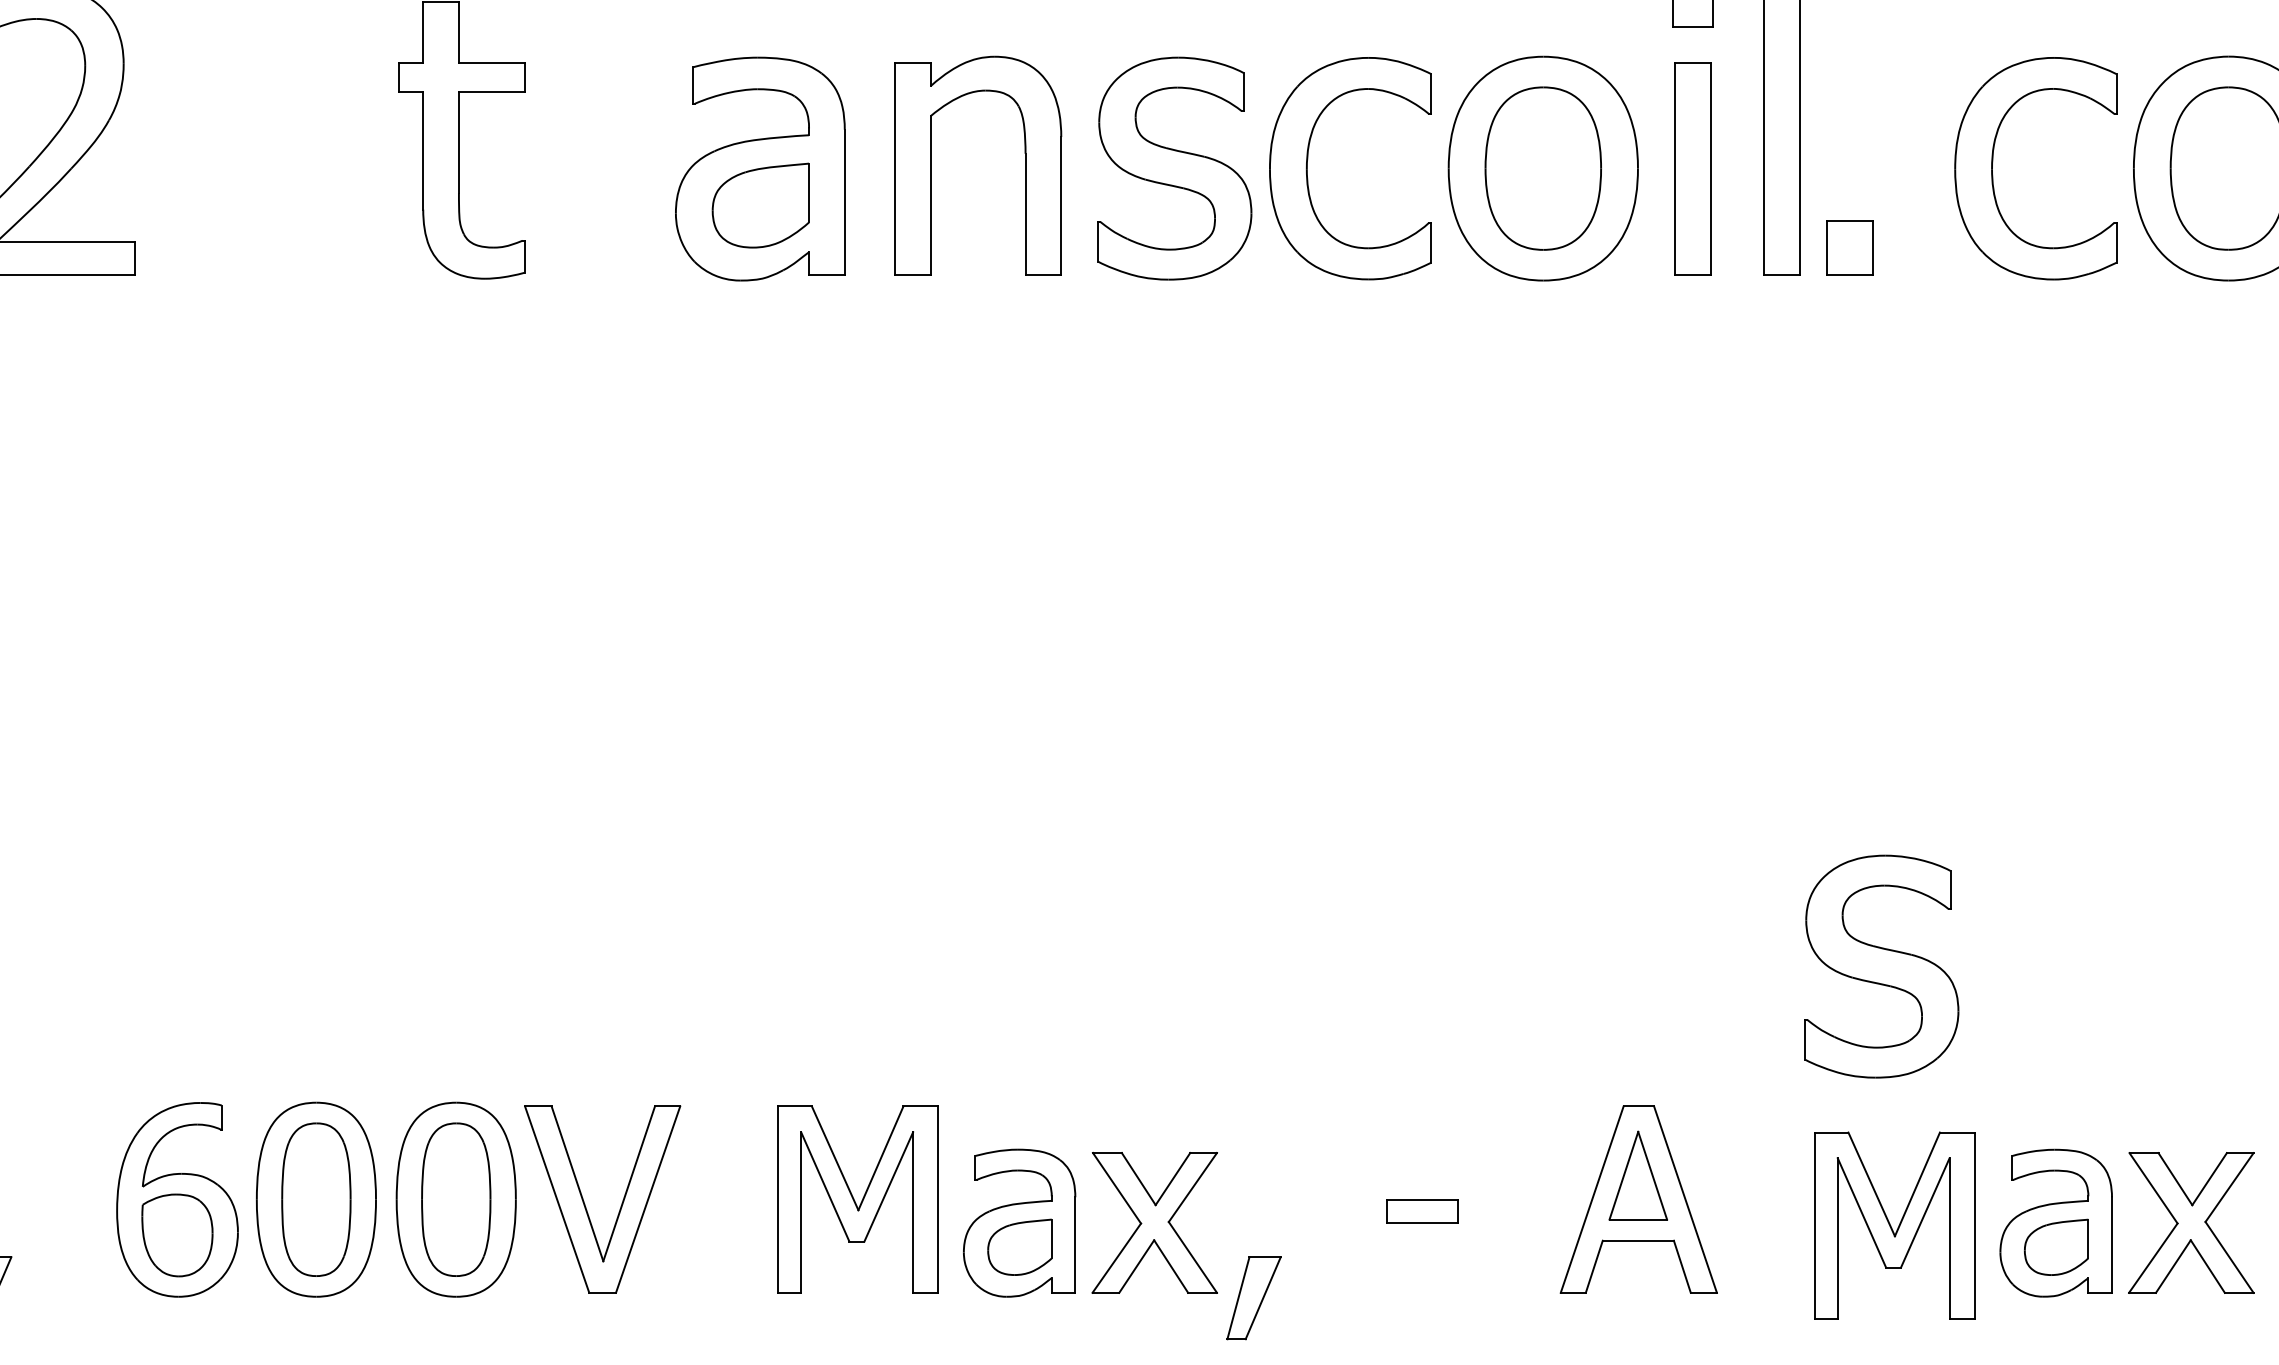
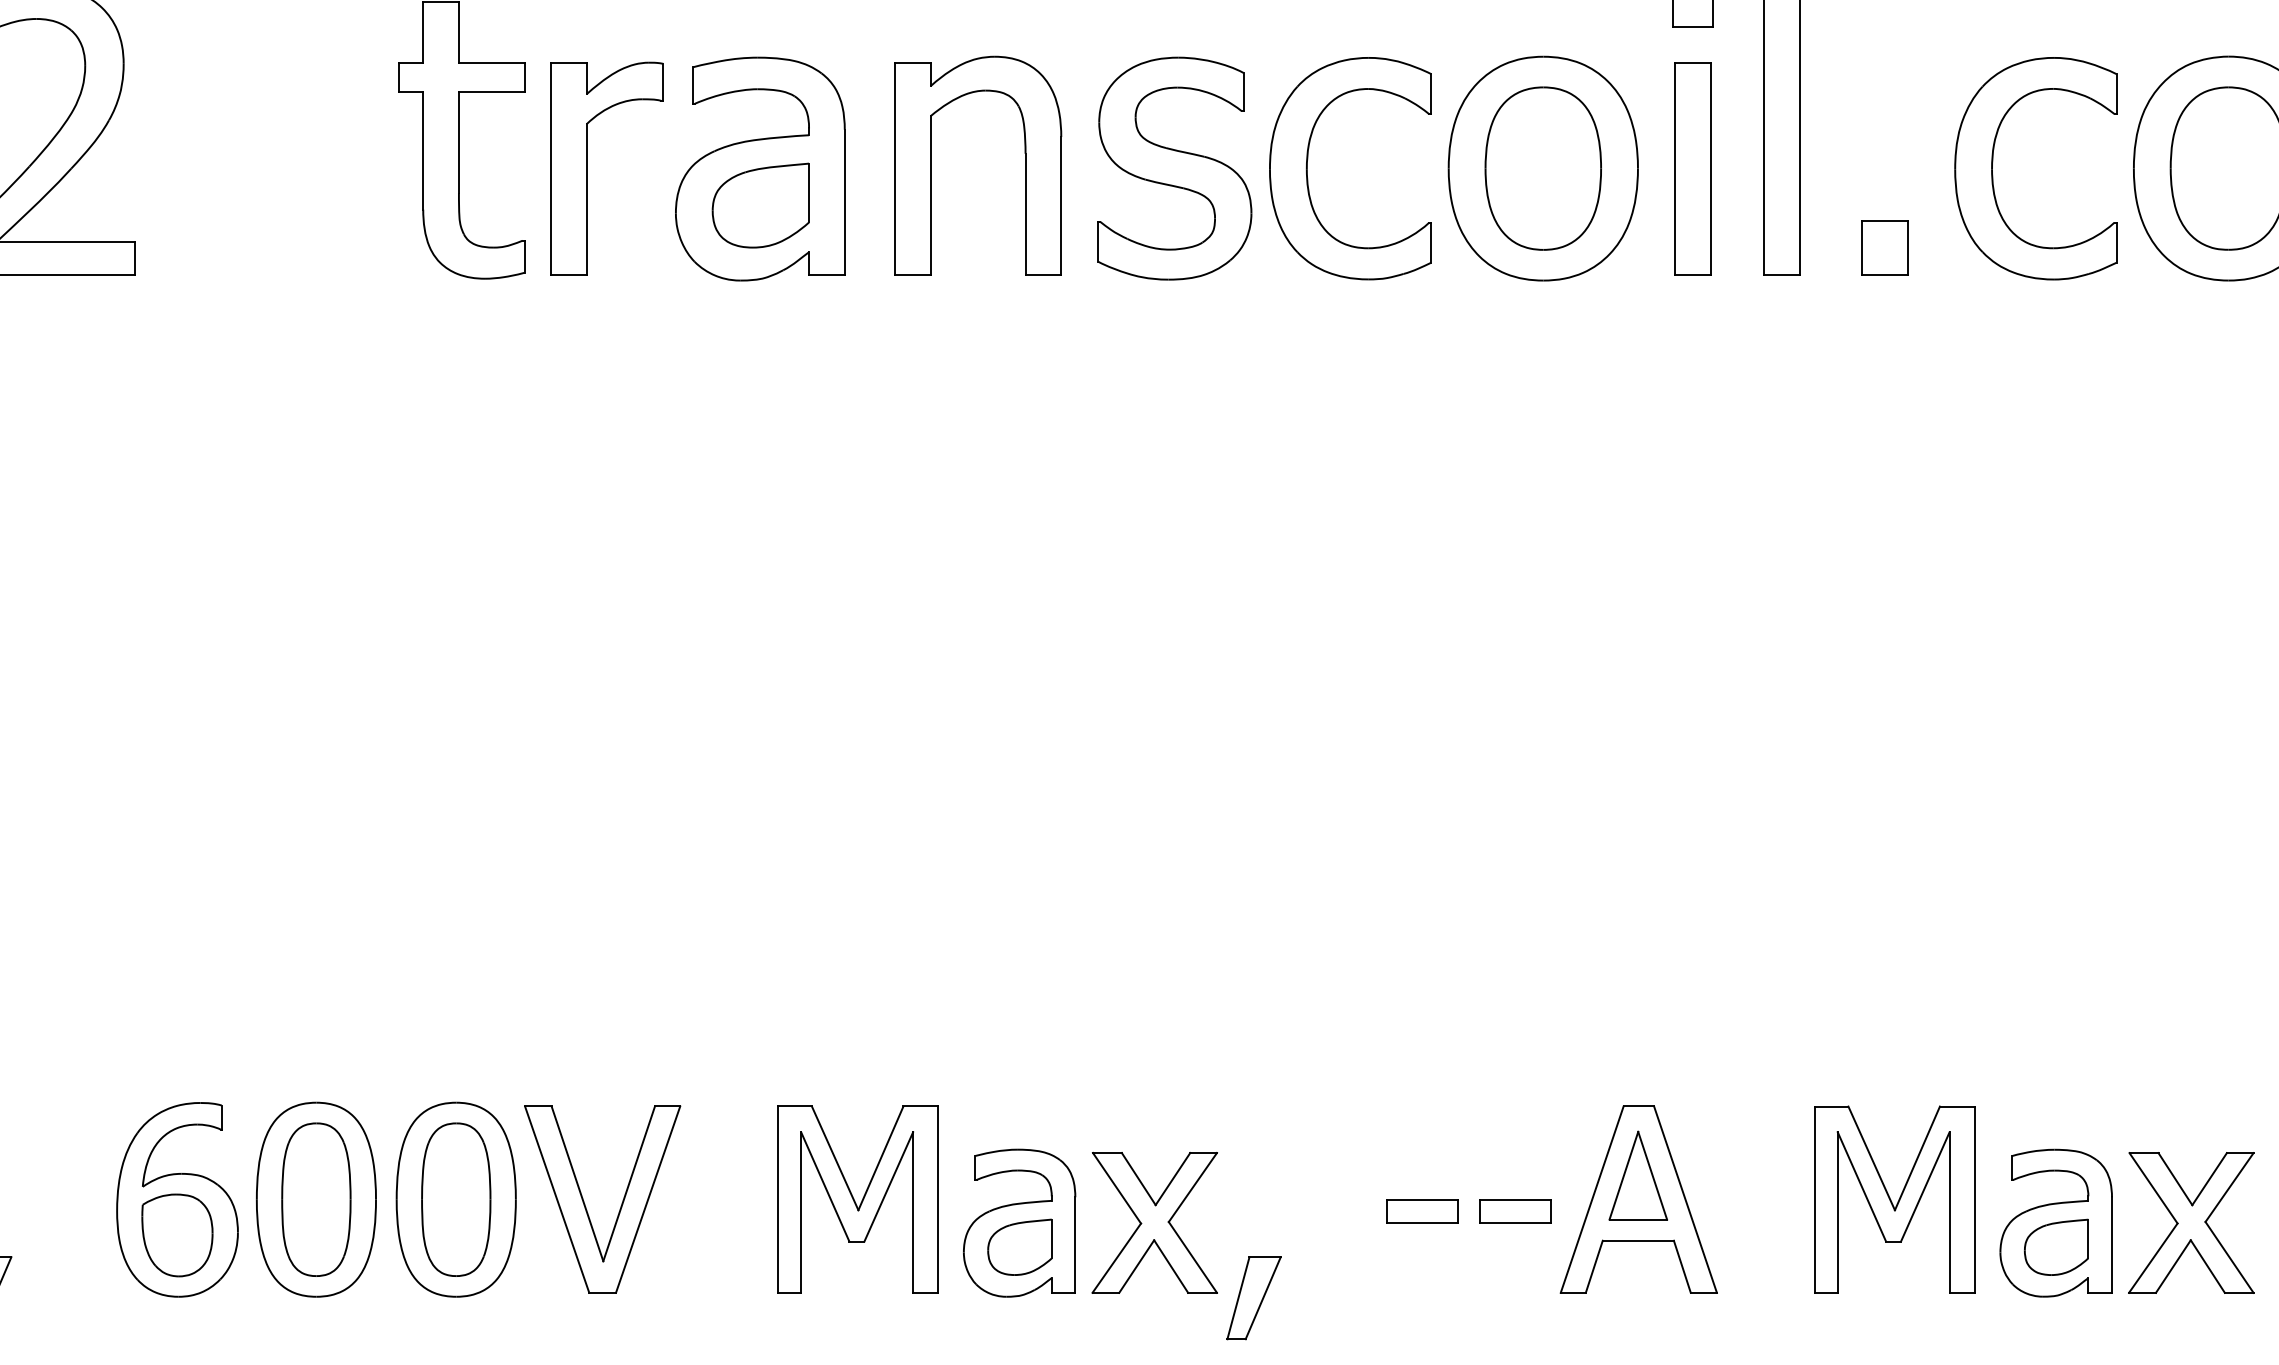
part: none -> present (587, 168)
part position: (1849, 247) -> (1884, 247) (1884, 247)
part: present -> none (1881, 966)
part: none -> present (1515, 1211)
part position: (1894, 1225) -> (1894, 1199) (1894, 1199)
